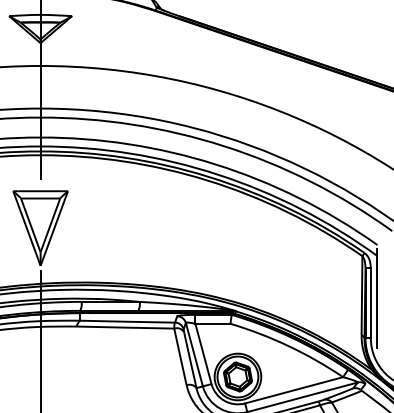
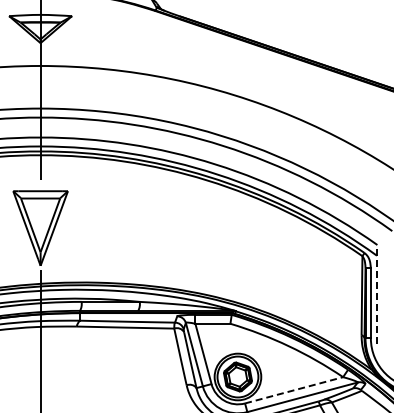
line: solid -> dashed (376, 298)
line: solid -> dashed (294, 390)
